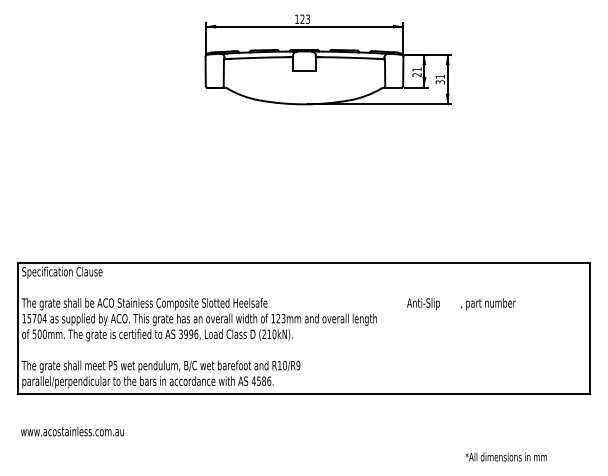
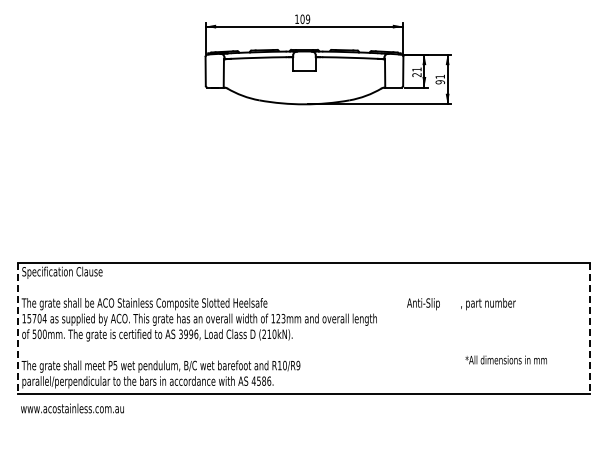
text: 123 -> 109 (305, 18)
text: 31 -> 91 (439, 82)
line: solid -> dashed (18, 328)
line: solid -> dashed (589, 328)
text position: (72, 431) -> (72, 408) (72, 408)
text position: (505, 456) -> (505, 359) (505, 359)
